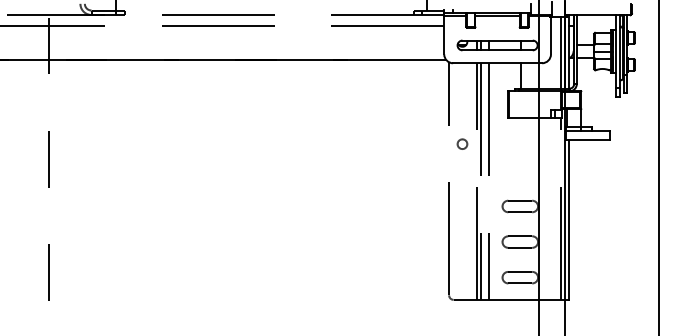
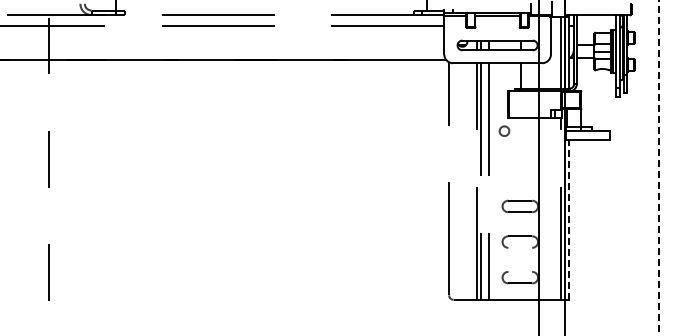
circle position: (462, 143) -> (504, 130) (504, 130)
line: solid -> dashed (658, 167)
line: solid -> dashed (569, 220)
line: present -> none (520, 247)
line: present -> none (520, 271)
